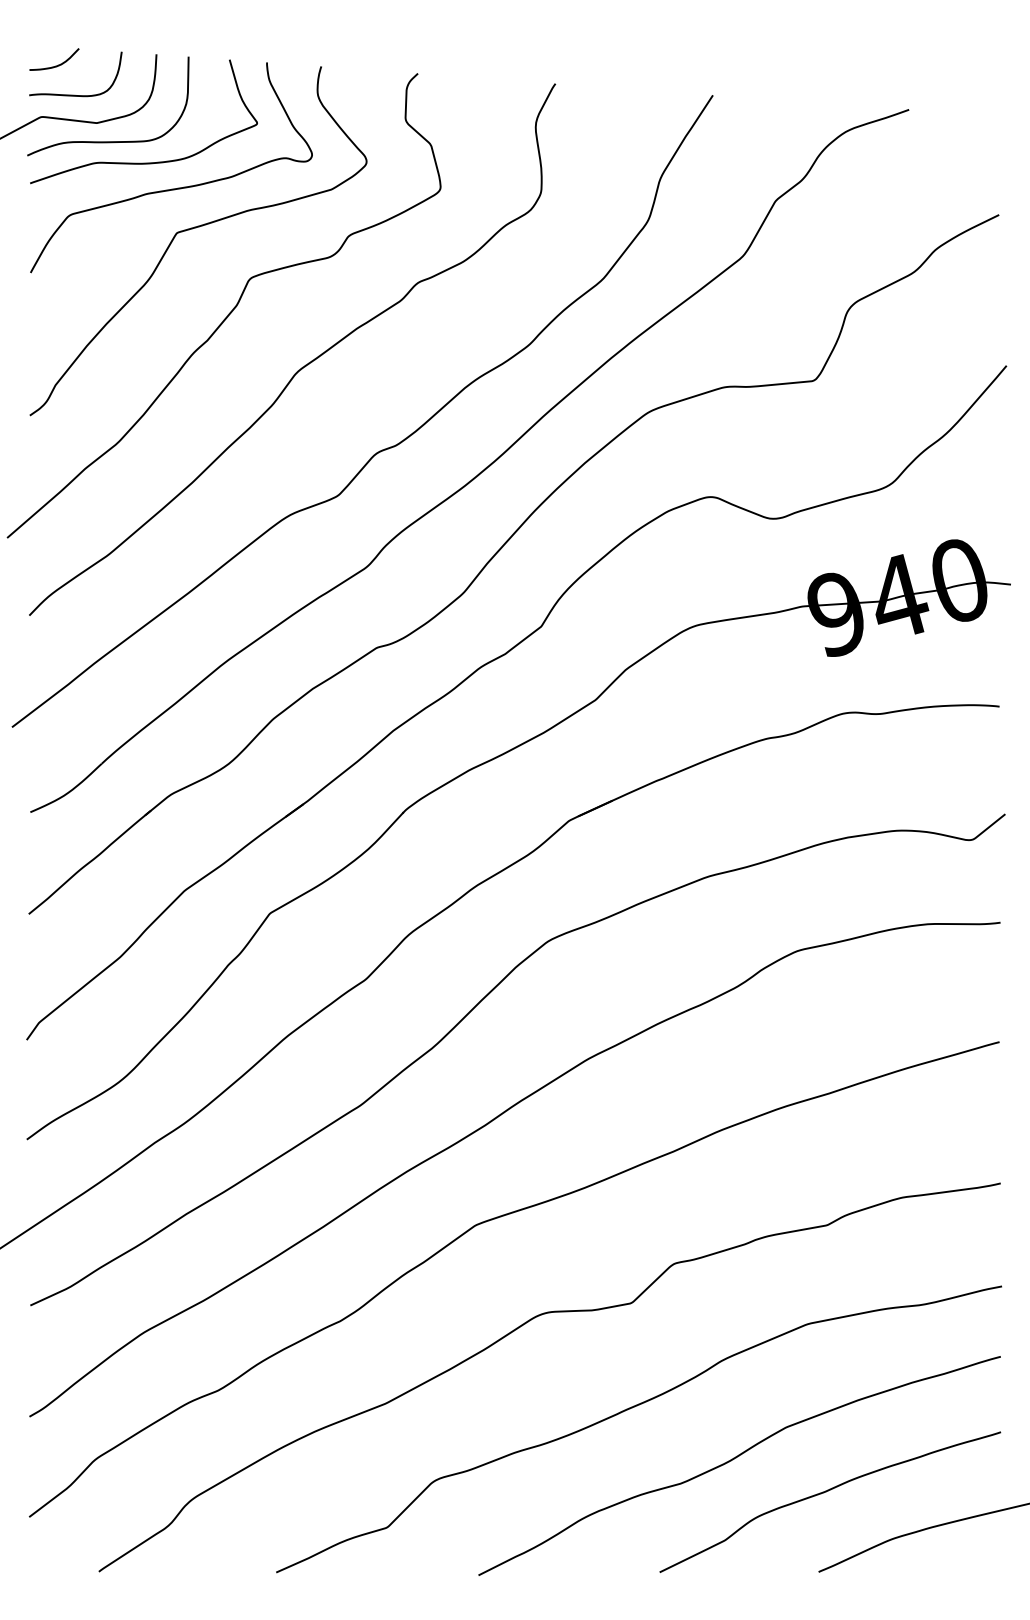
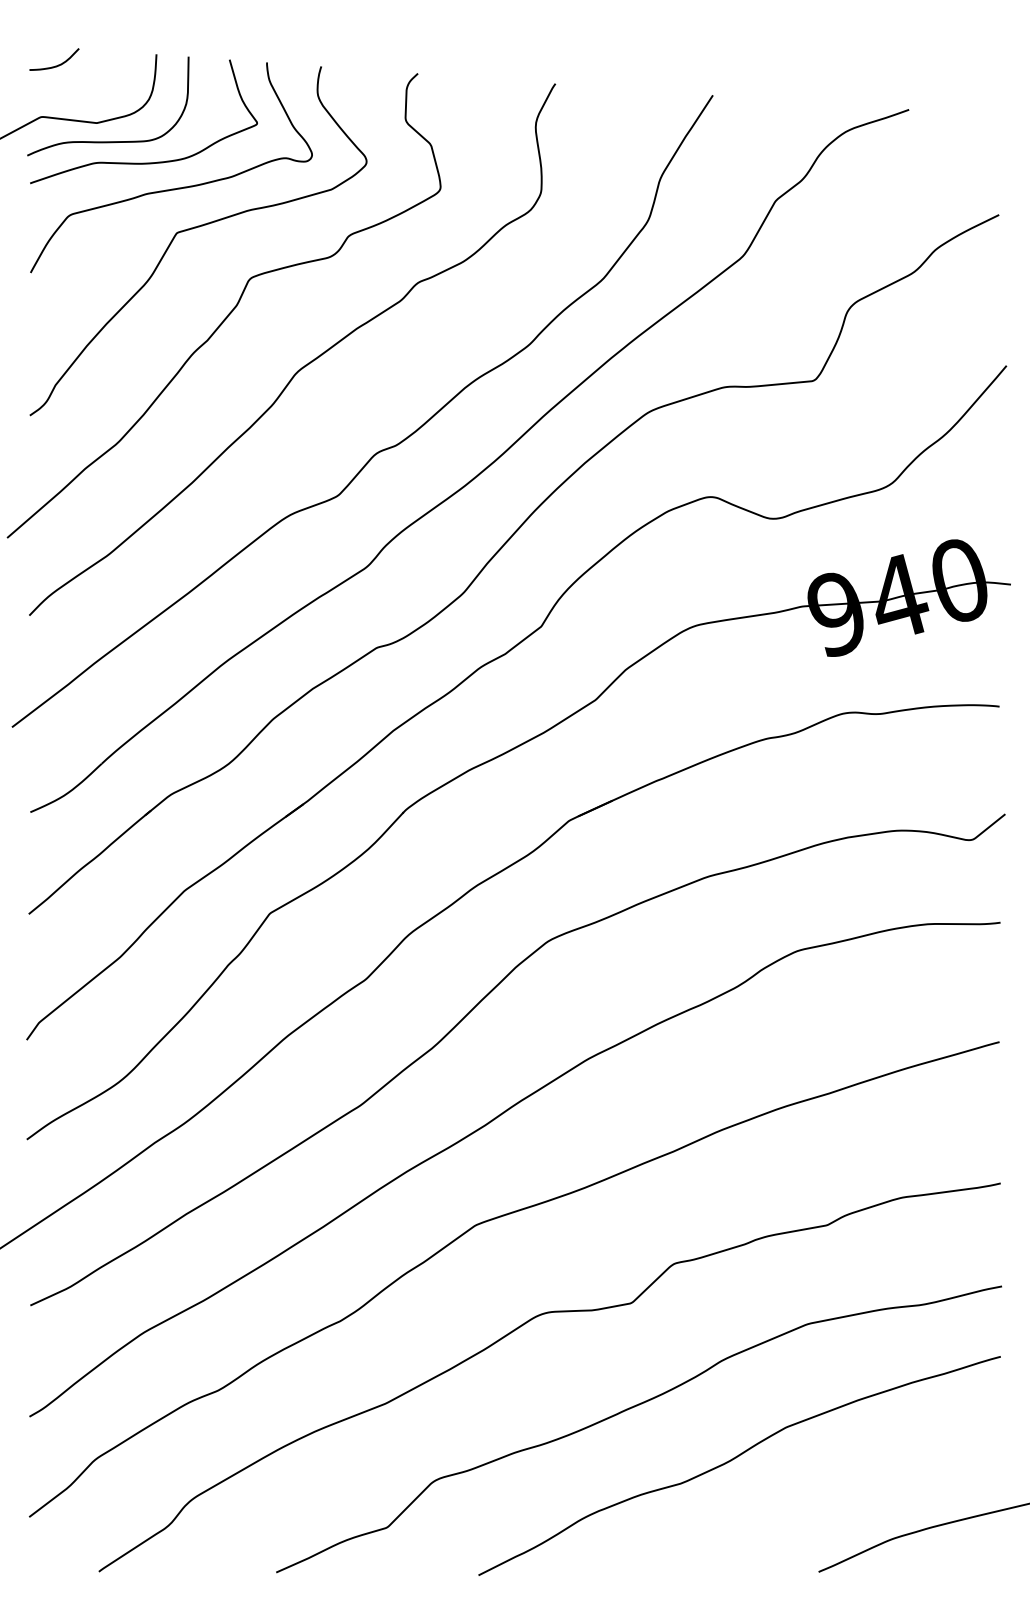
curve: present -> none (74, 94)
curve: present -> none (826, 1492)
